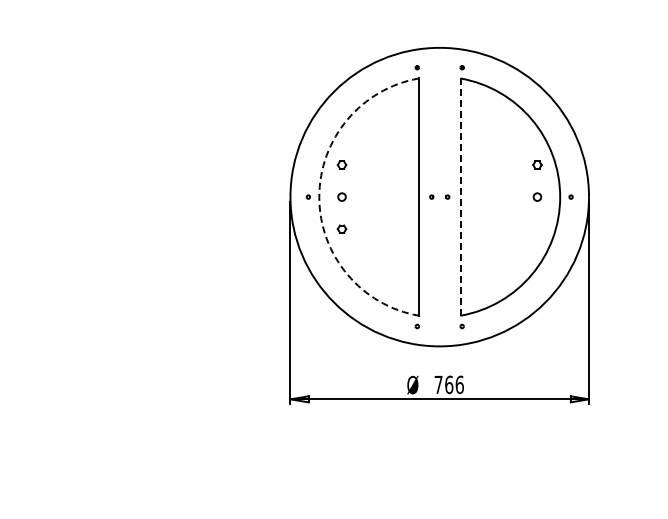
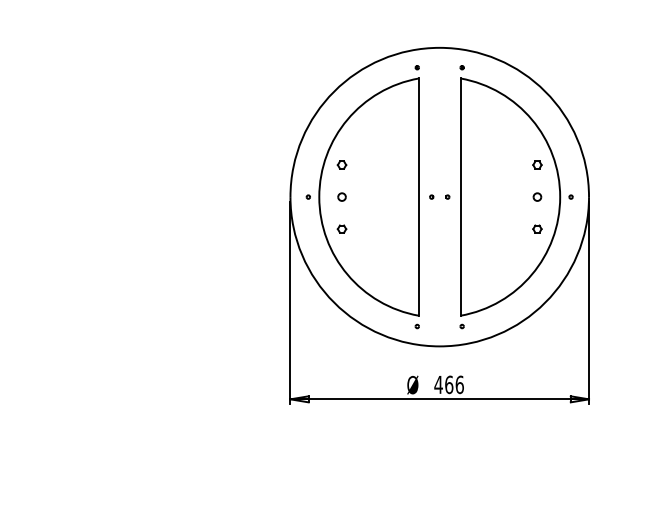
arc: dashed -> solid (319, 197)
line: dashed -> solid (460, 197)
part: none -> present (537, 228)
text: 766 -> 466 (438, 384)
